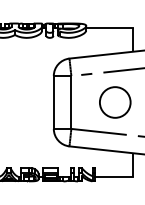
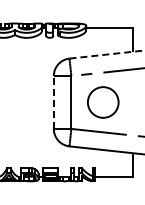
line: solid -> dashed (107, 54)
line: solid -> dashed (53, 102)
circle position: (115, 102) -> (103, 102) (103, 102)
